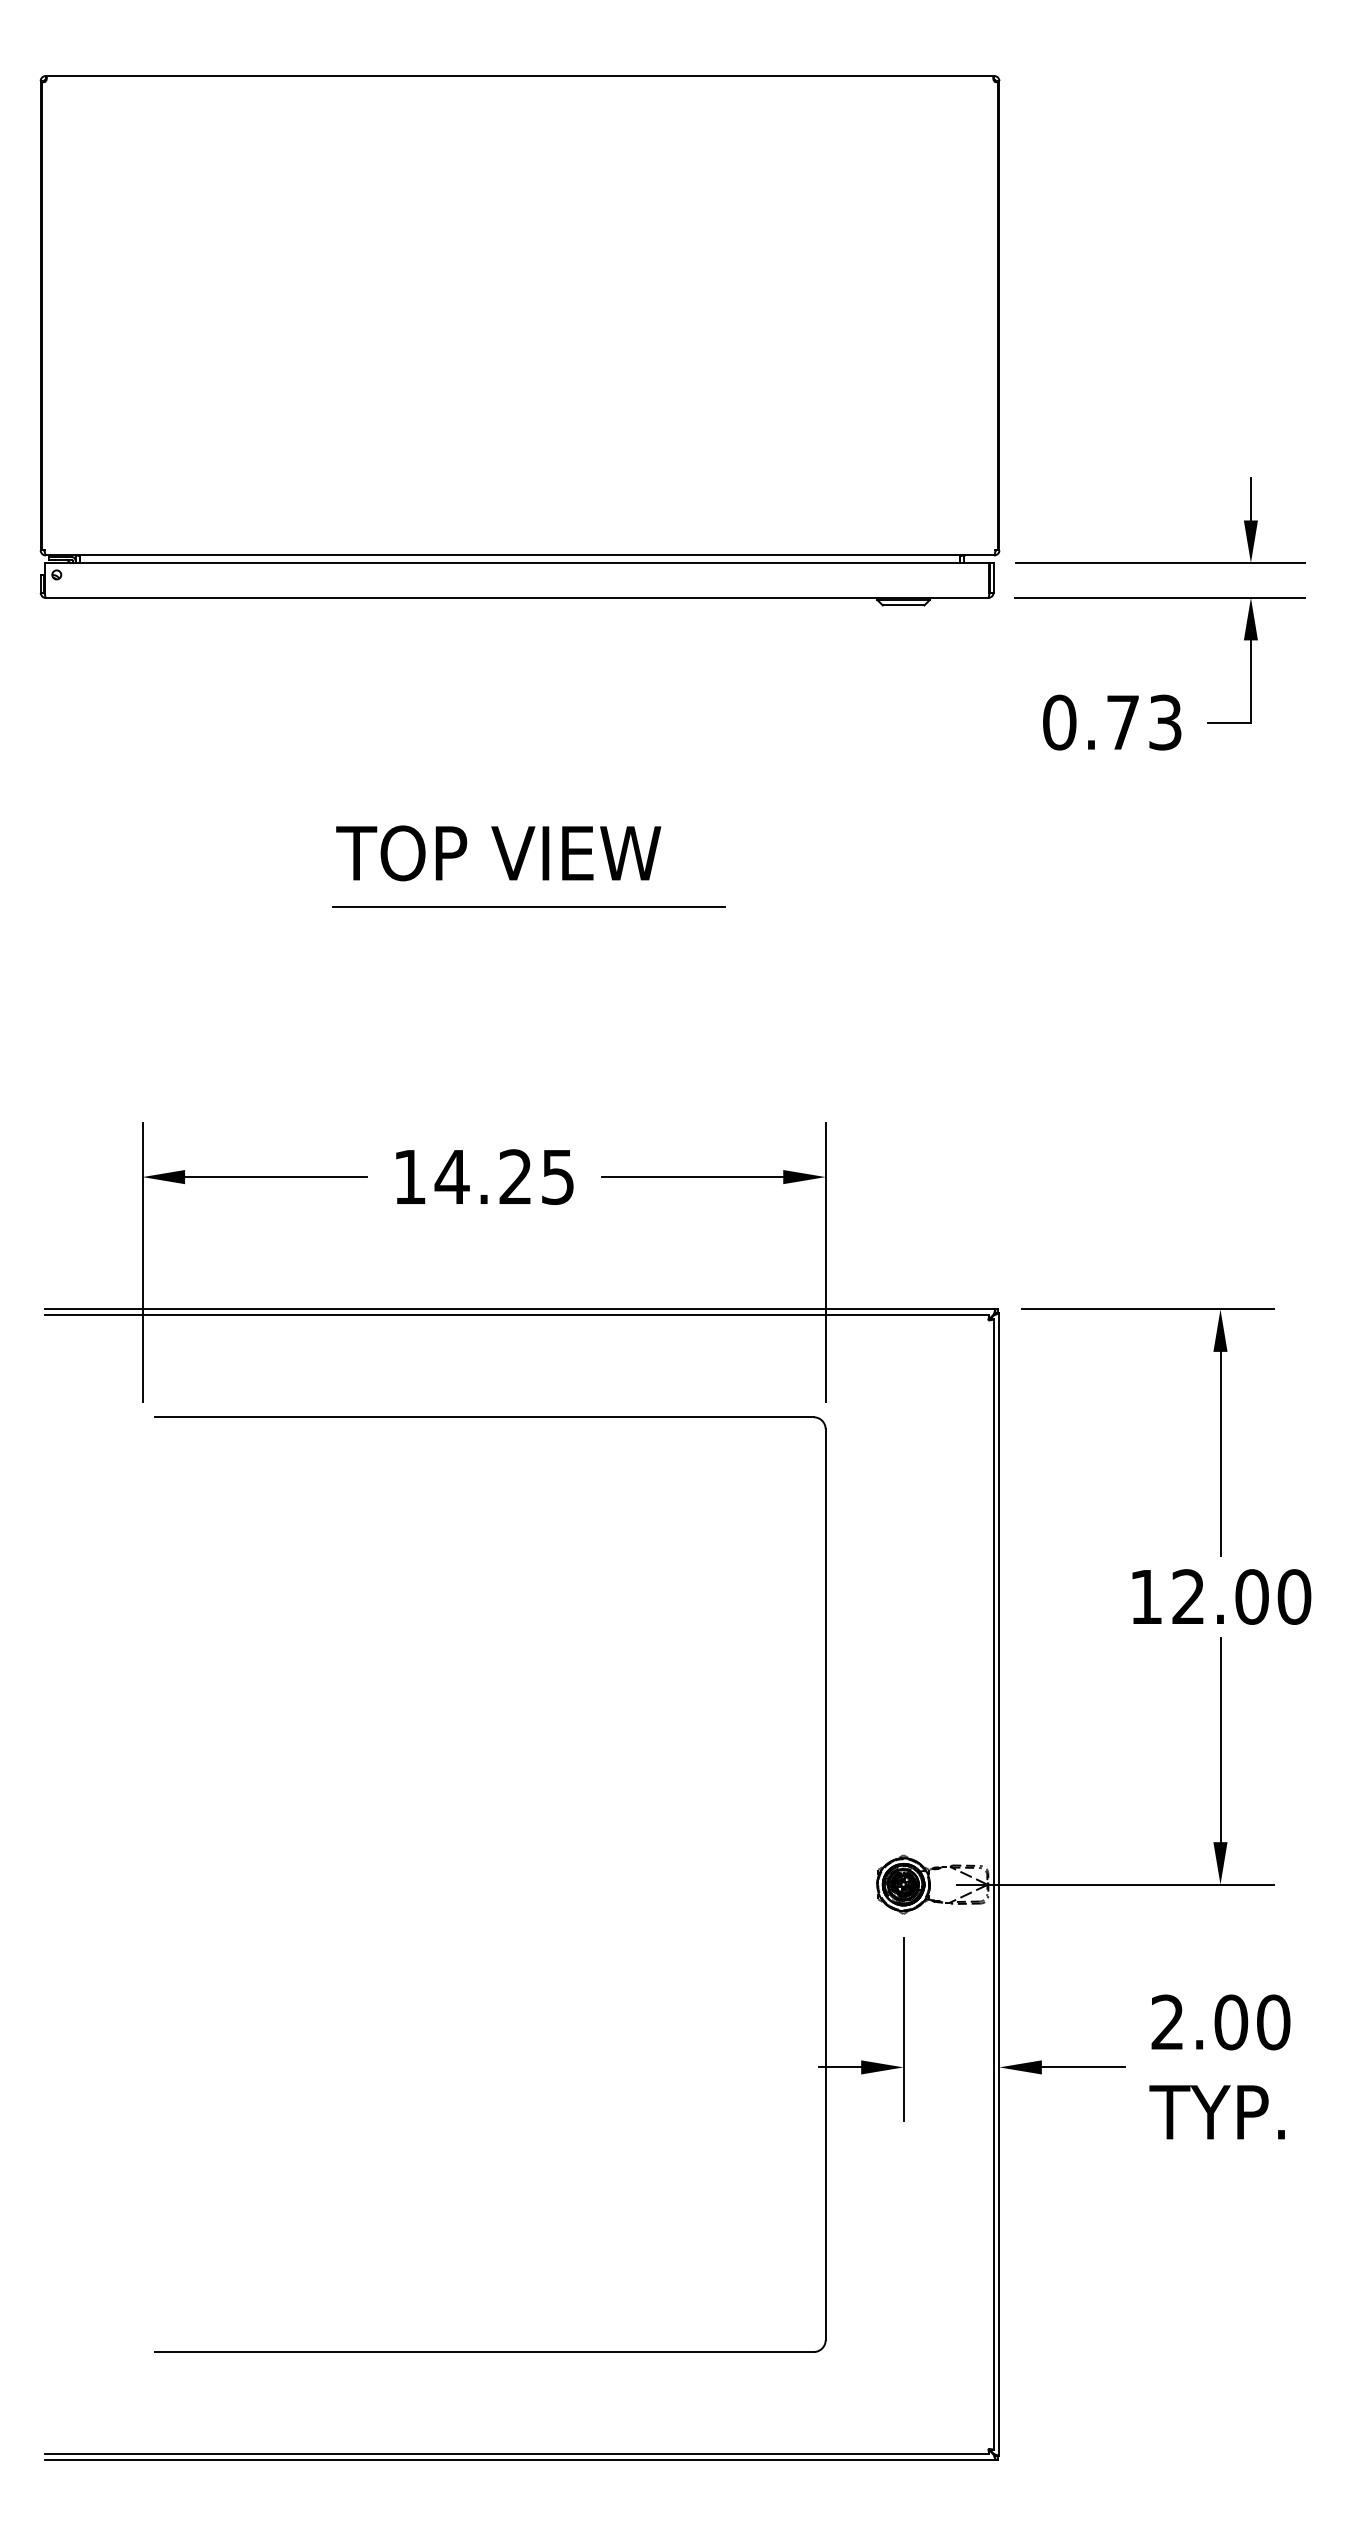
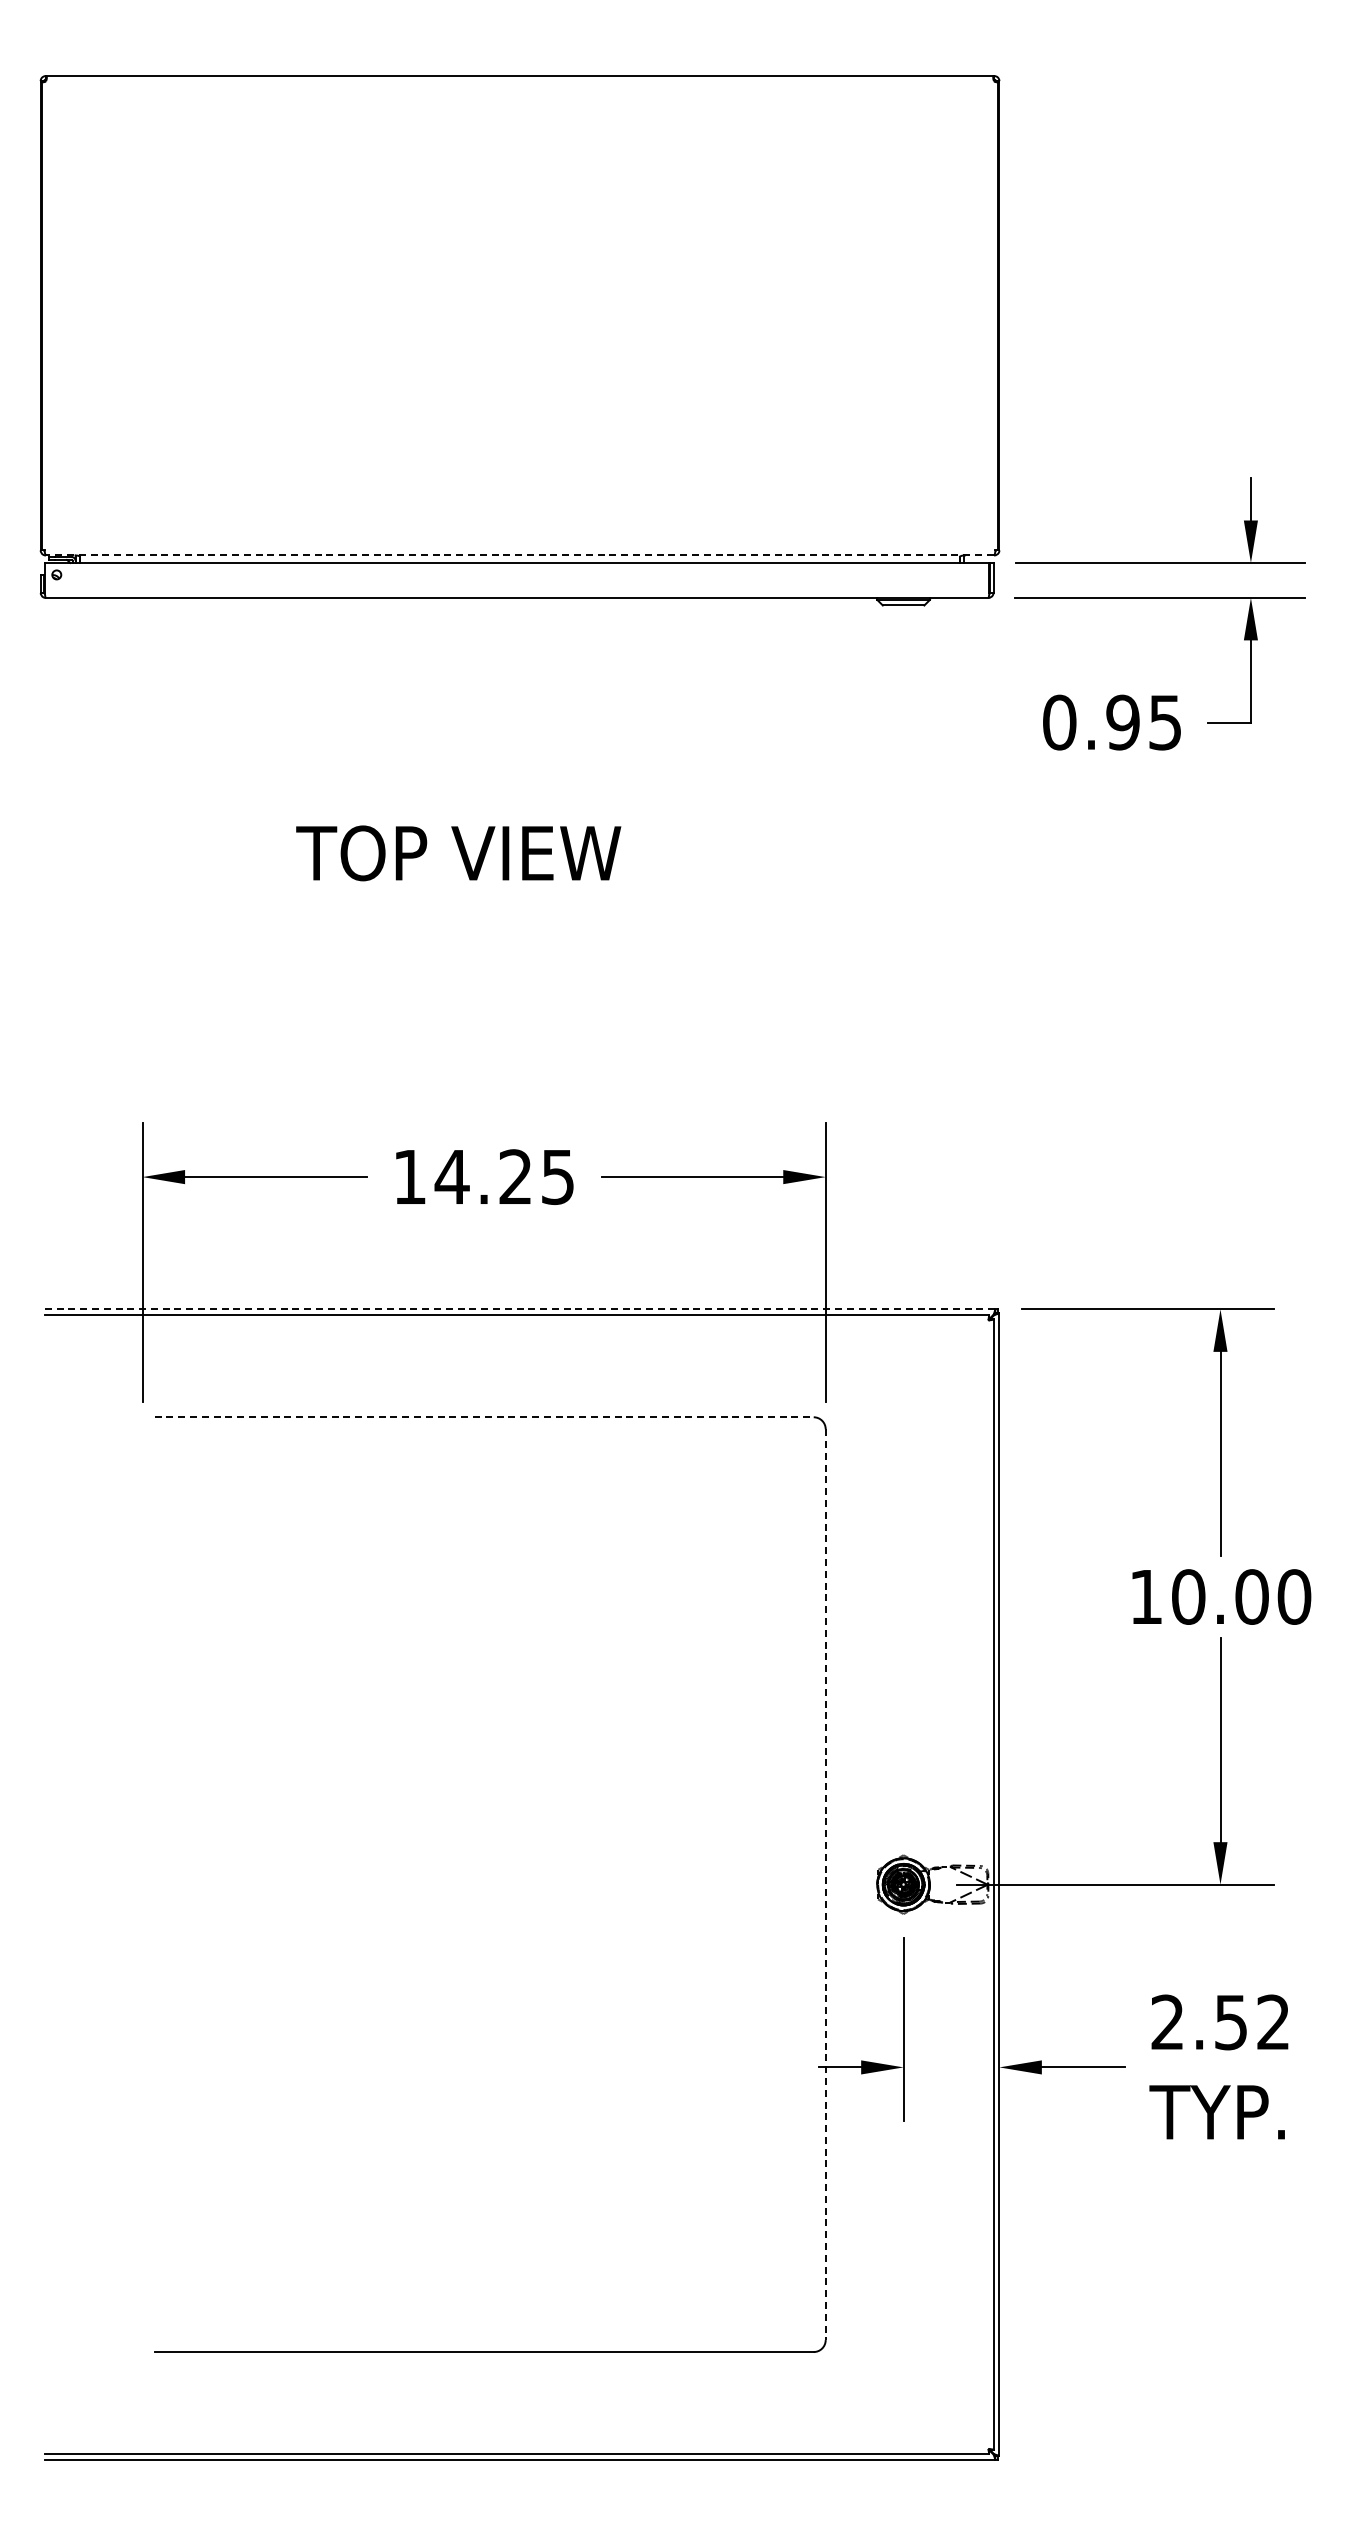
line: solid -> dashed (520, 555)
text: 0.73 -> 0.95 (1143, 722)
text position: (498, 853) -> (458, 853) (458, 853)
line: present -> none (528, 907)
line: solid -> dashed (520, 1309)
line: solid -> dashed (484, 1417)
text: 12.00 -> 10.00 (1188, 1596)
line: solid -> dashed (825, 1885)
text: 2.00 -> 2.52 (1252, 2022)
